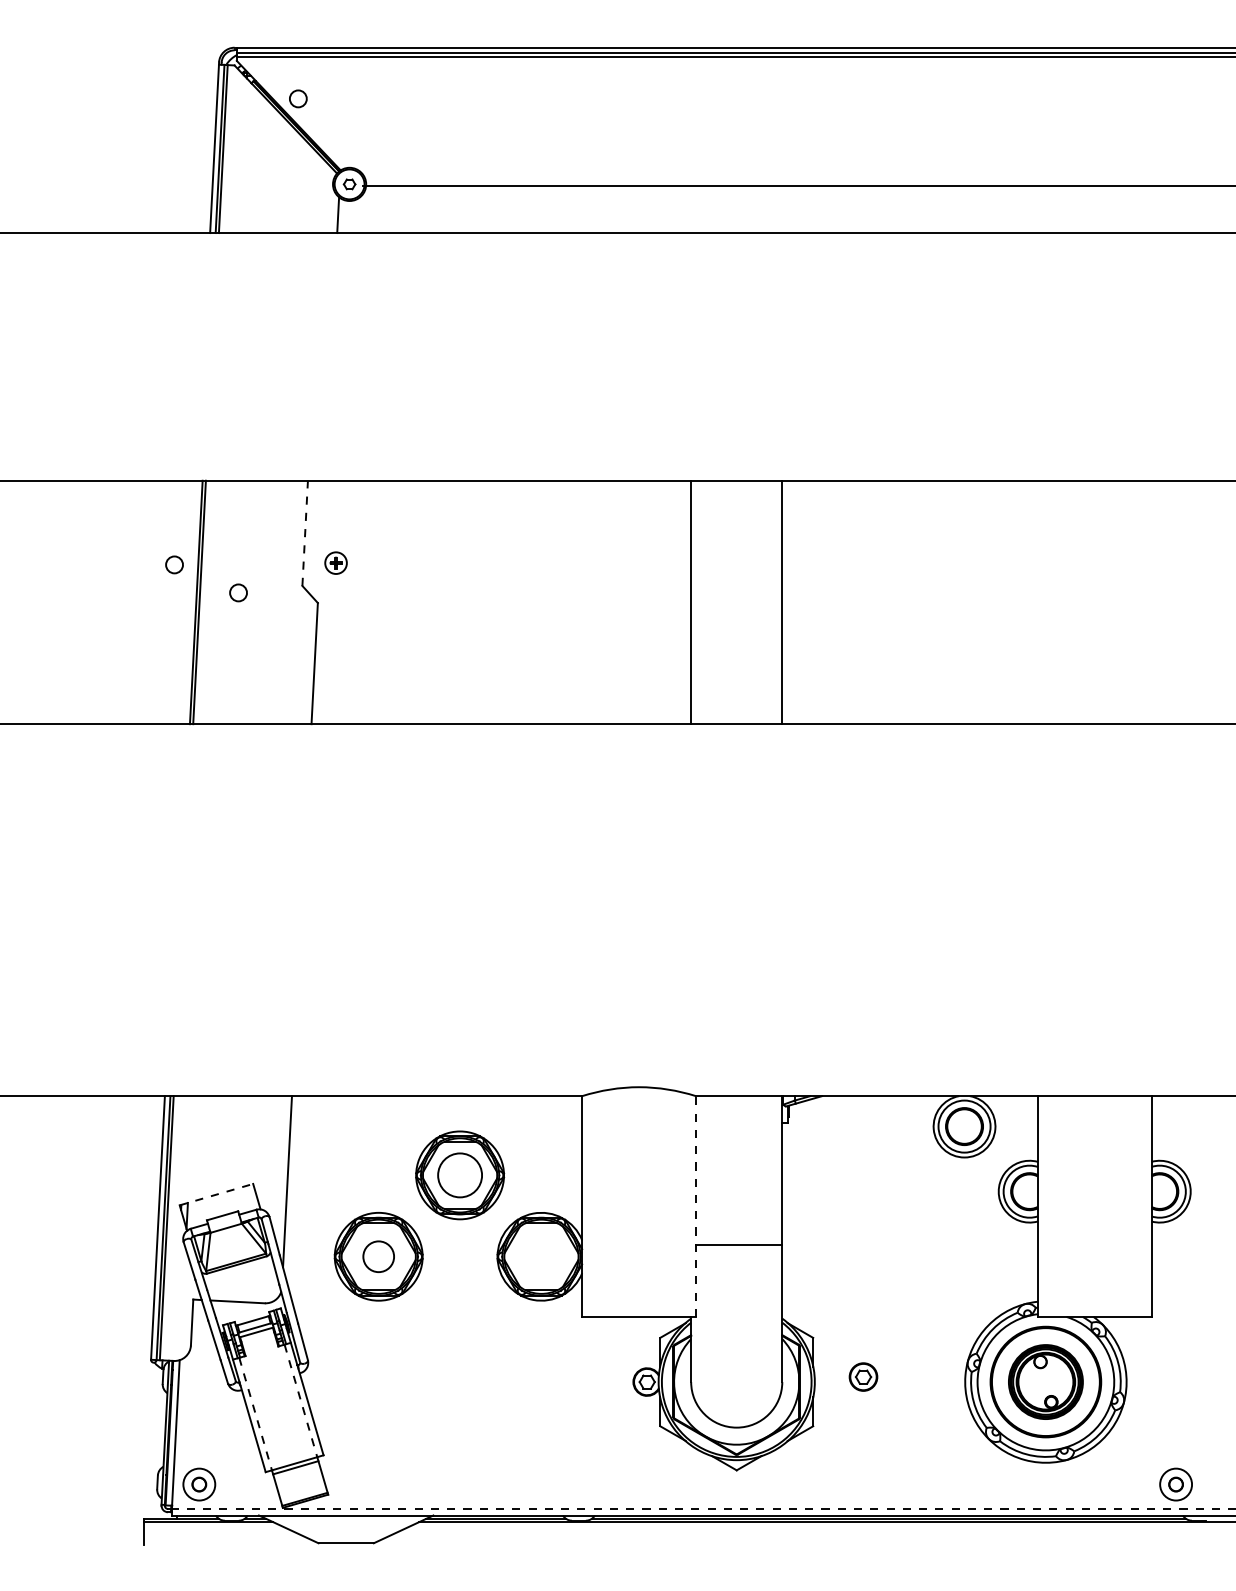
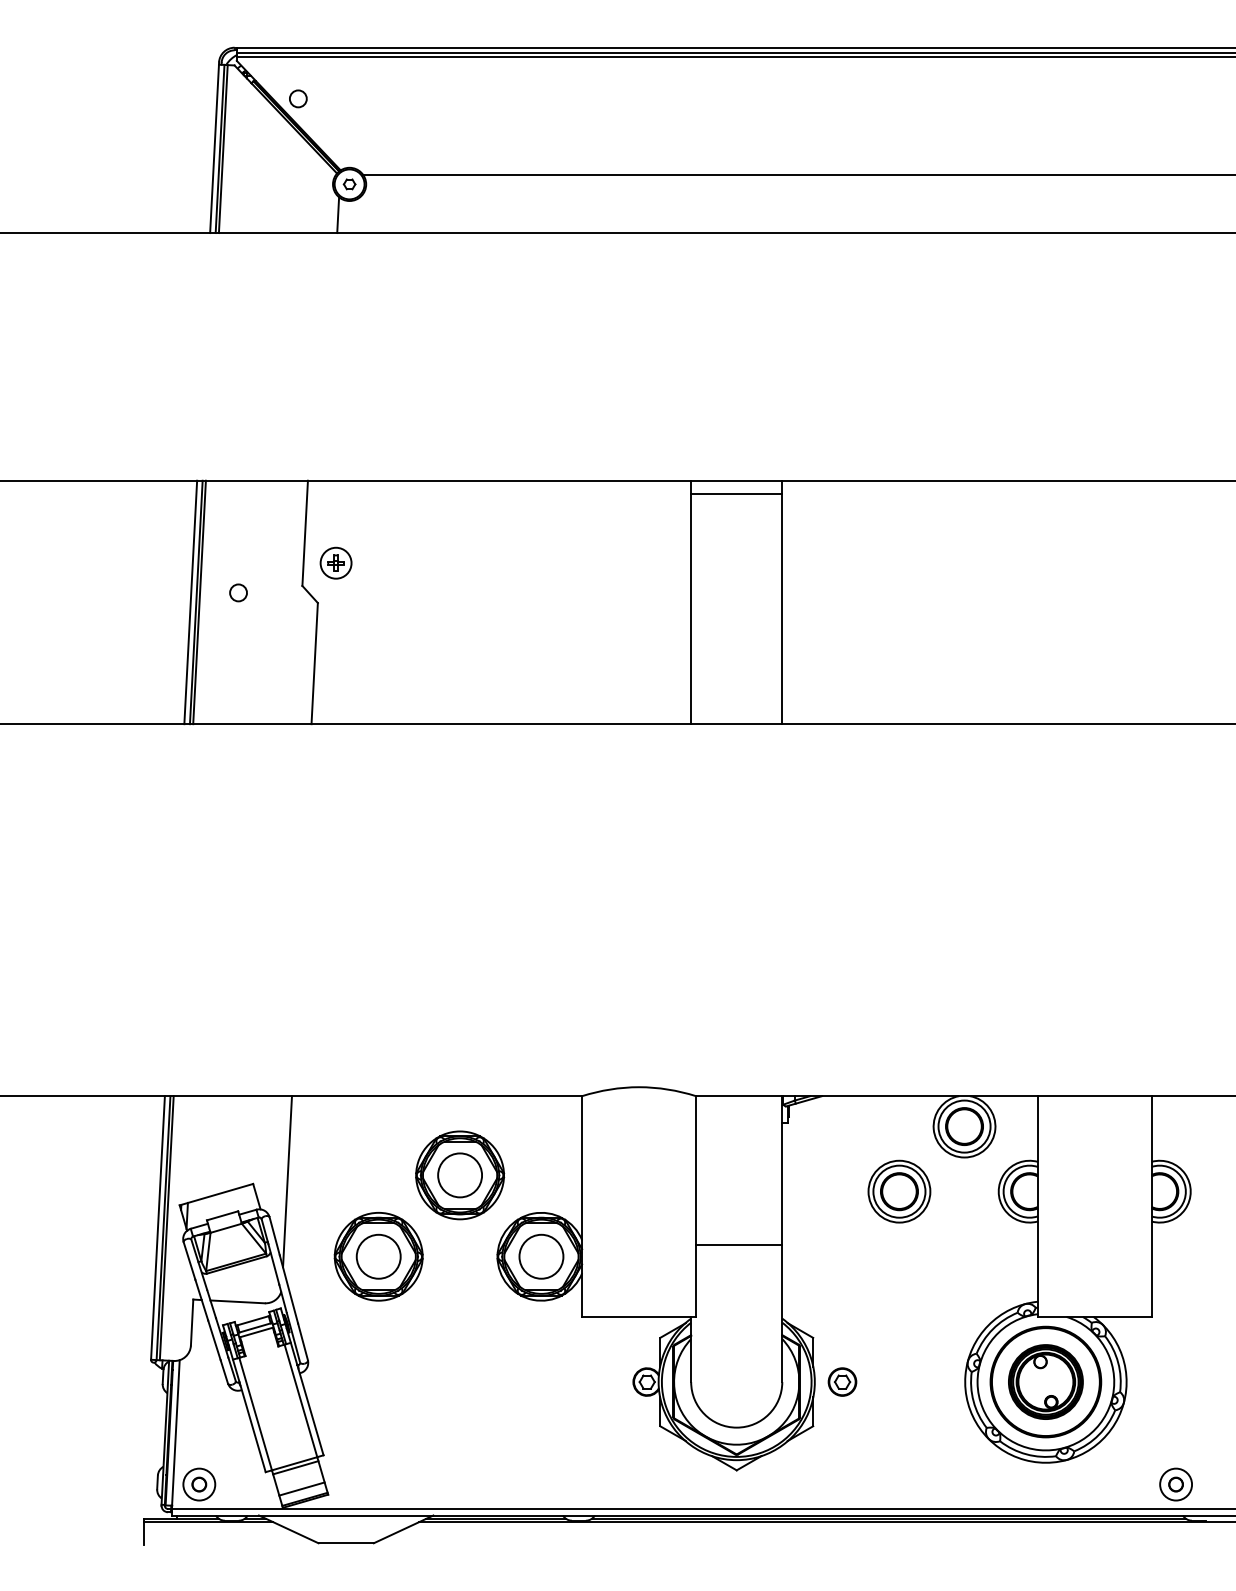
line position: (797, 185) -> (797, 174) (797, 174)
line: none -> present (736, 493)
line: dashed -> solid (305, 533)
part size: 24x24 px -> 34x34 px (335, 562)
circle: present -> none (174, 564)
line: none -> present (190, 602)
part: none -> present (899, 1191)
line: dashed -> solid (216, 1194)
line: dashed -> solid (696, 1206)
circle diameter: 31 px -> 44 px (378, 1256)
circle: none -> present (541, 1256)
part position: (863, 1376) -> (842, 1381) (842, 1381)
line: dashed -> solid (300, 1400)
line: dashed -> solid (255, 1414)
line: none -> present (301, 1488)
line: dashed -> solid (703, 1509)
